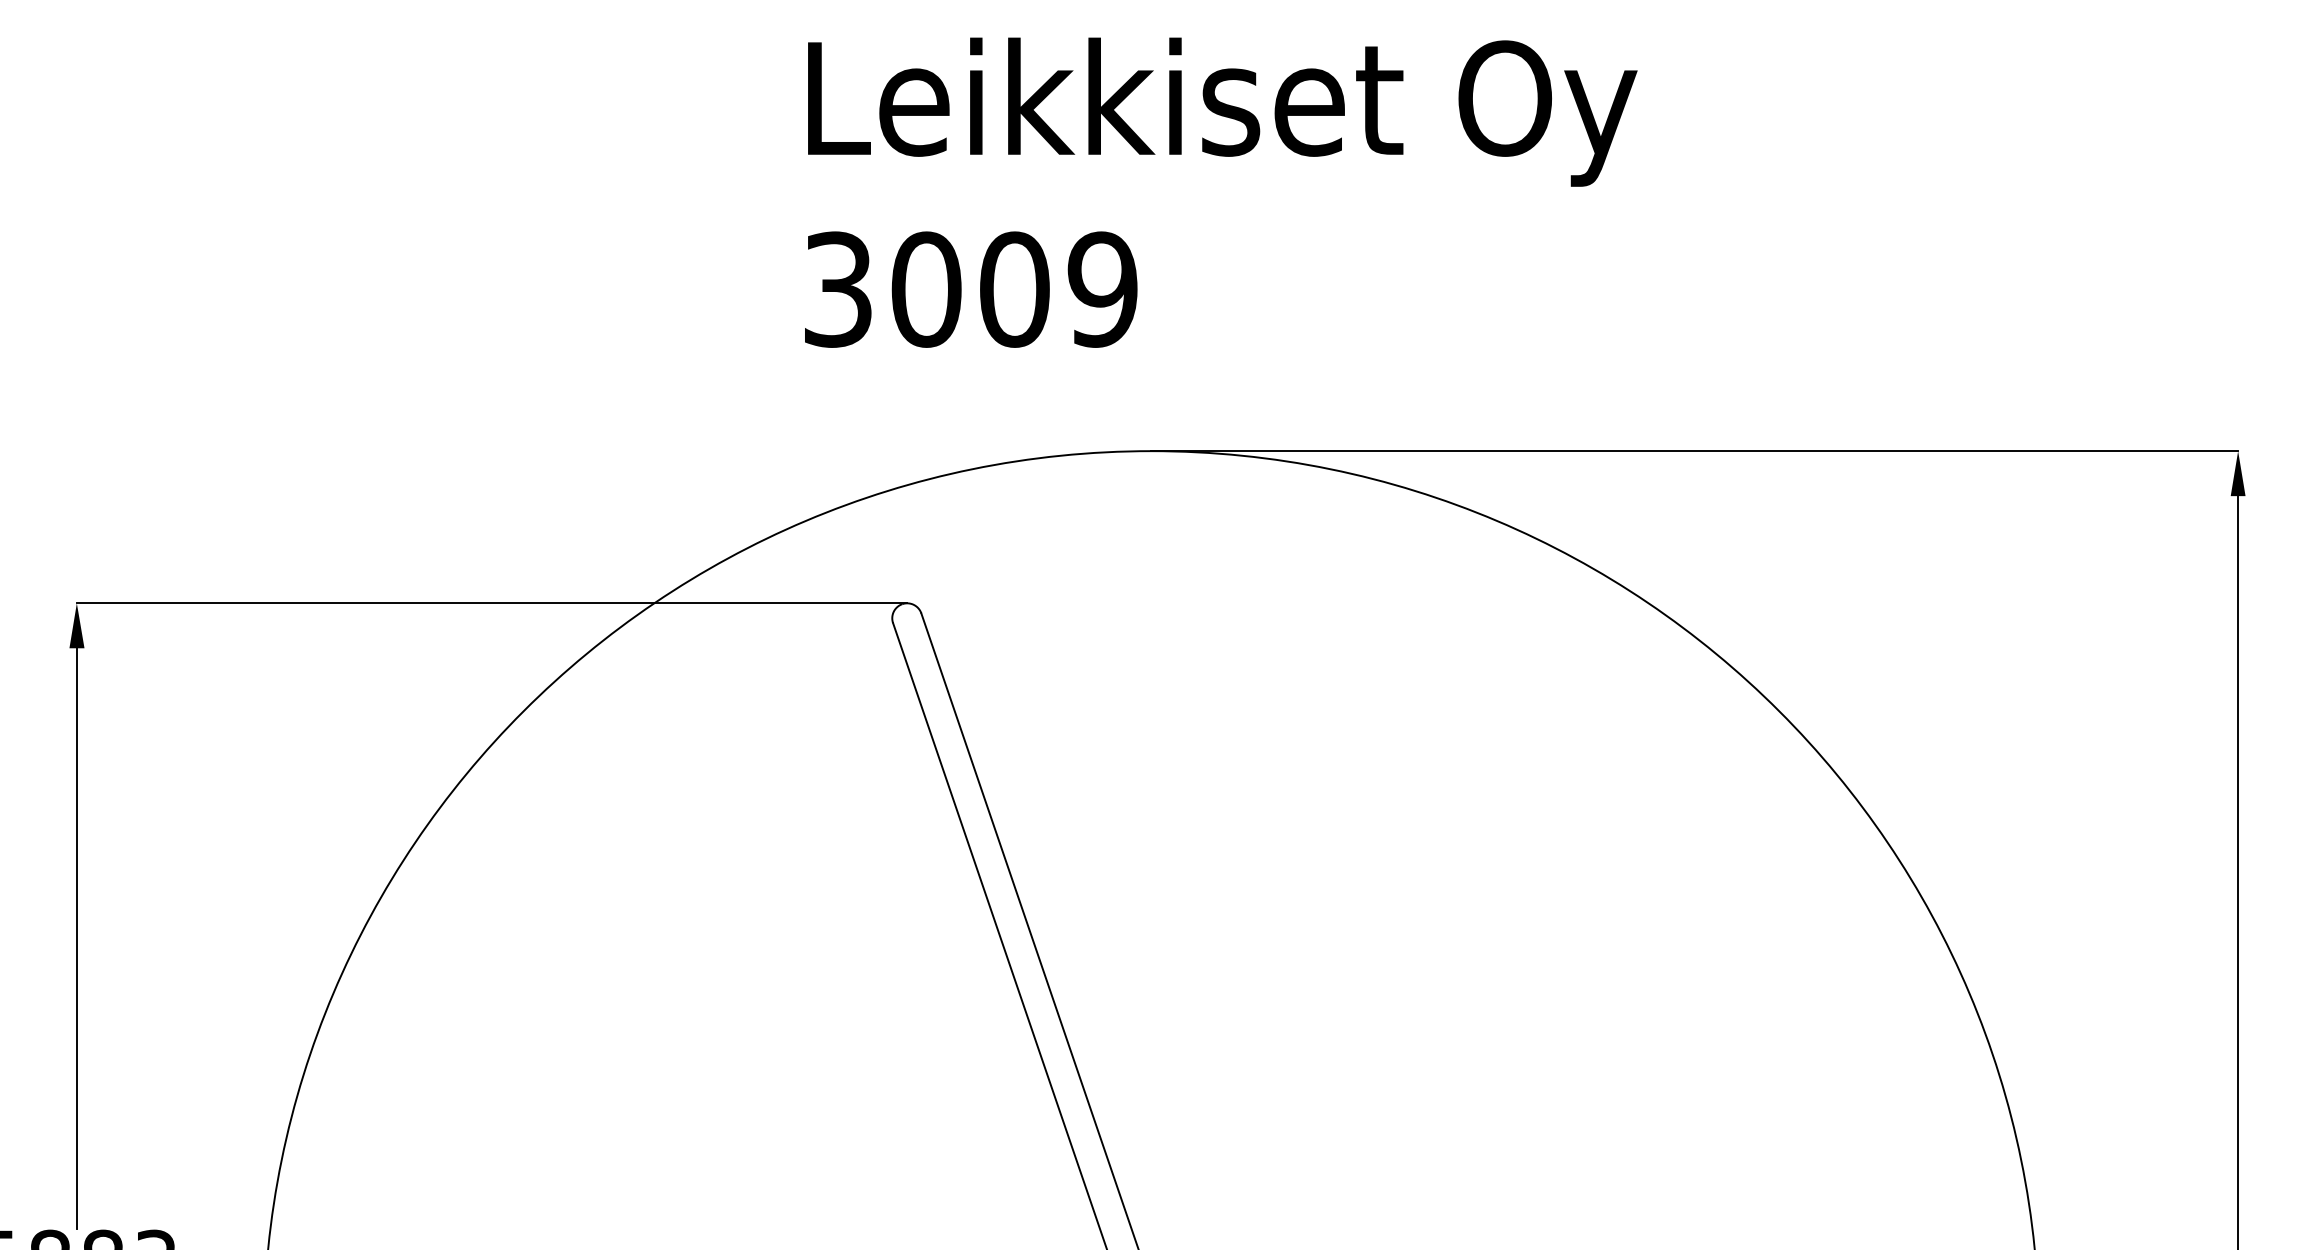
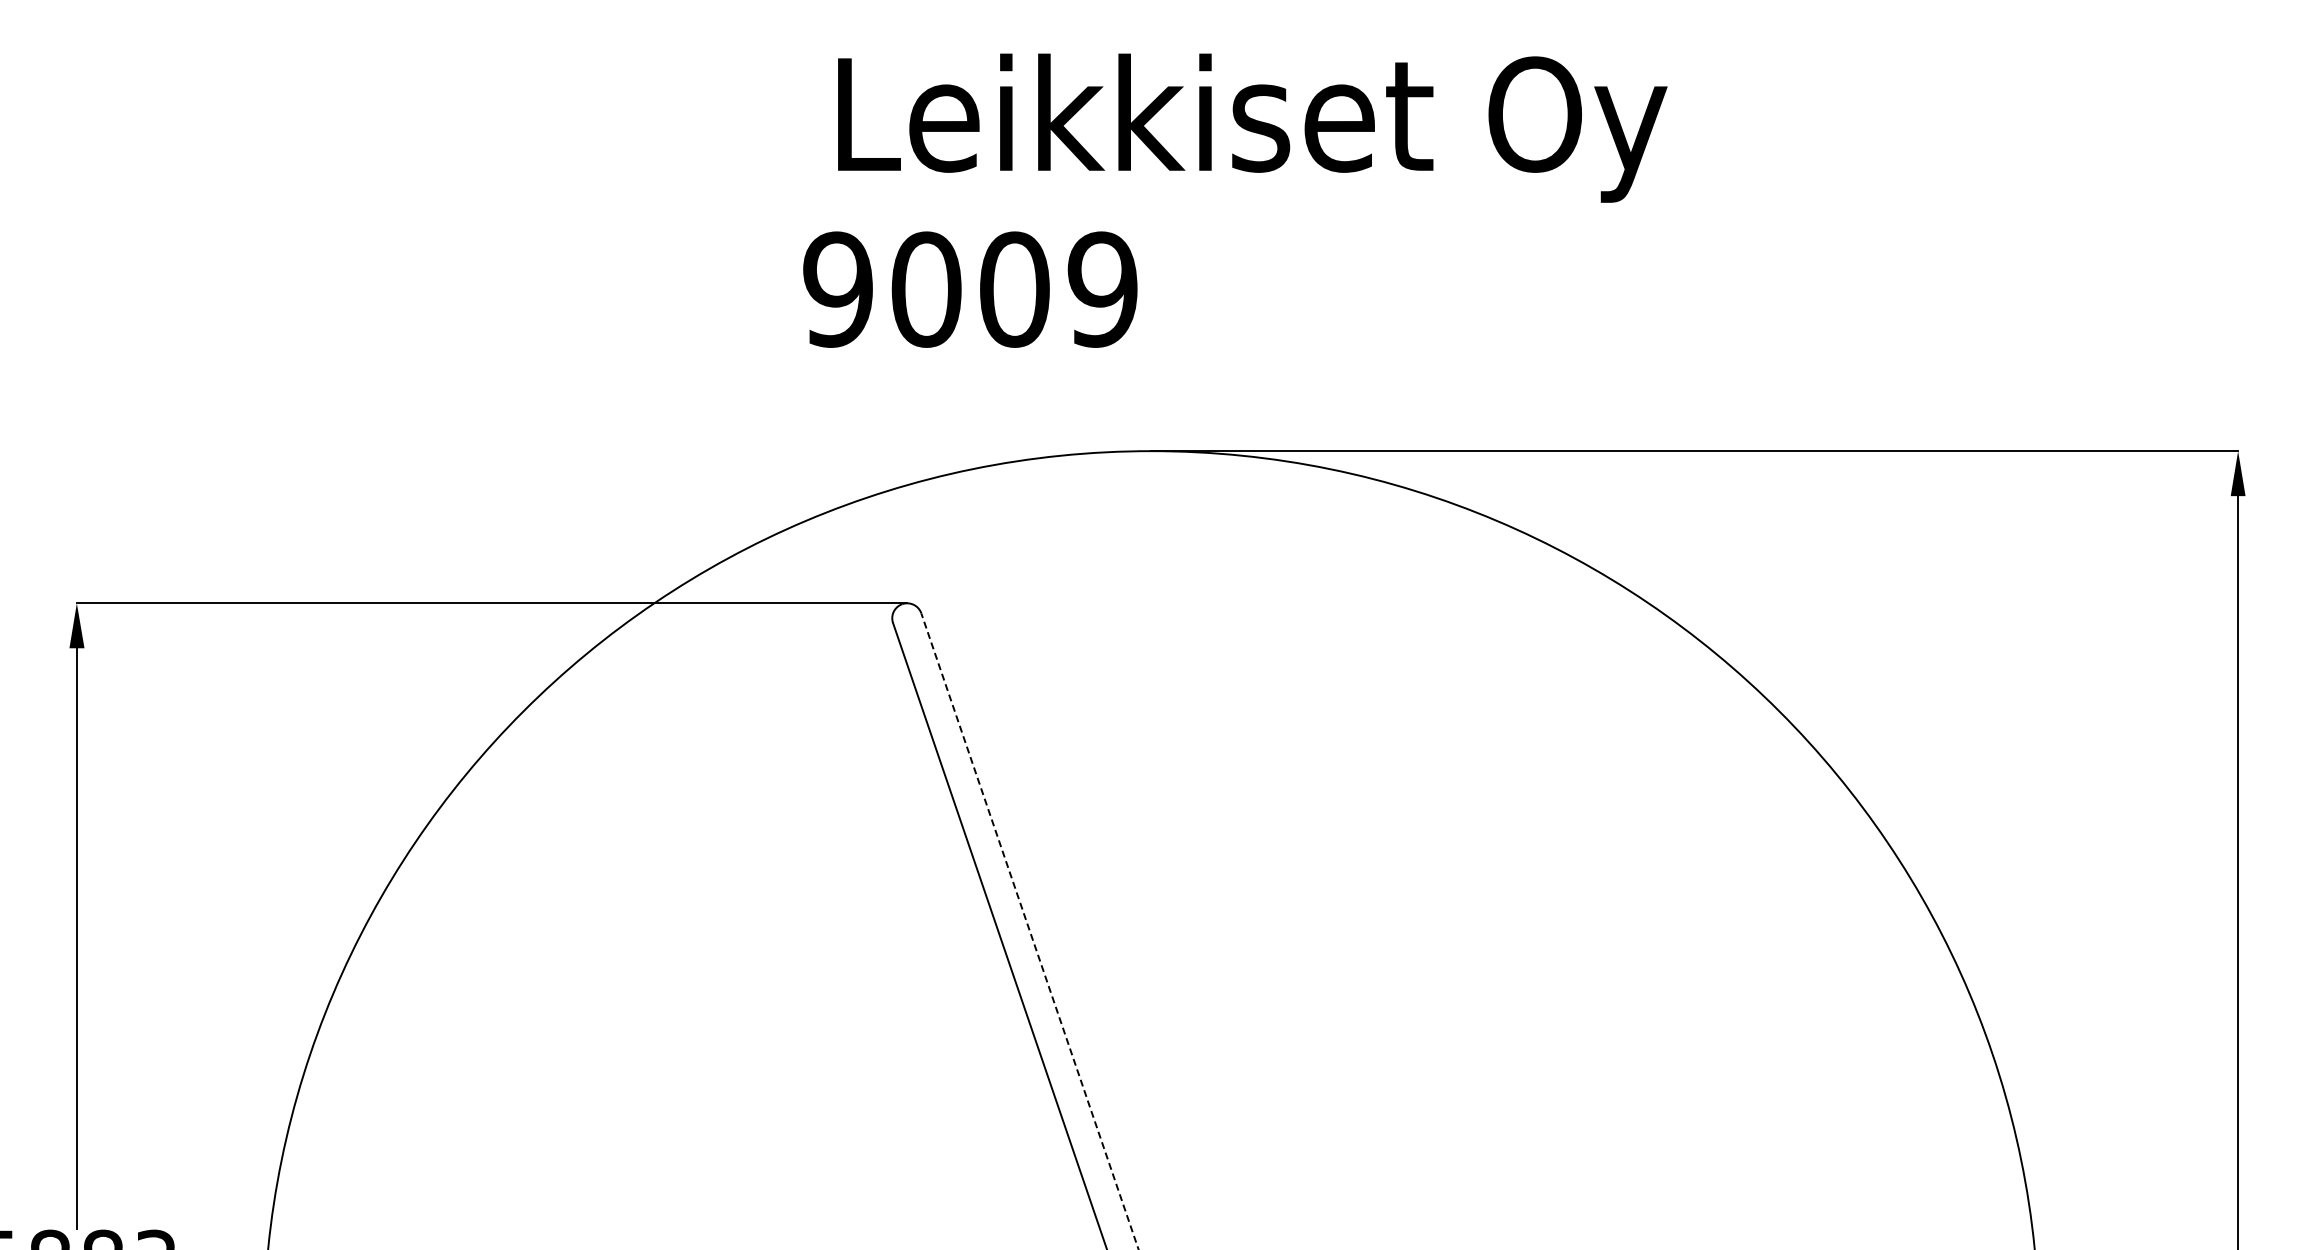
text position: (1222, 111) -> (1252, 127) (1252, 127)
text: 3009 -> 9009 (837, 289)
line: solid -> dashed (1029, 931)
